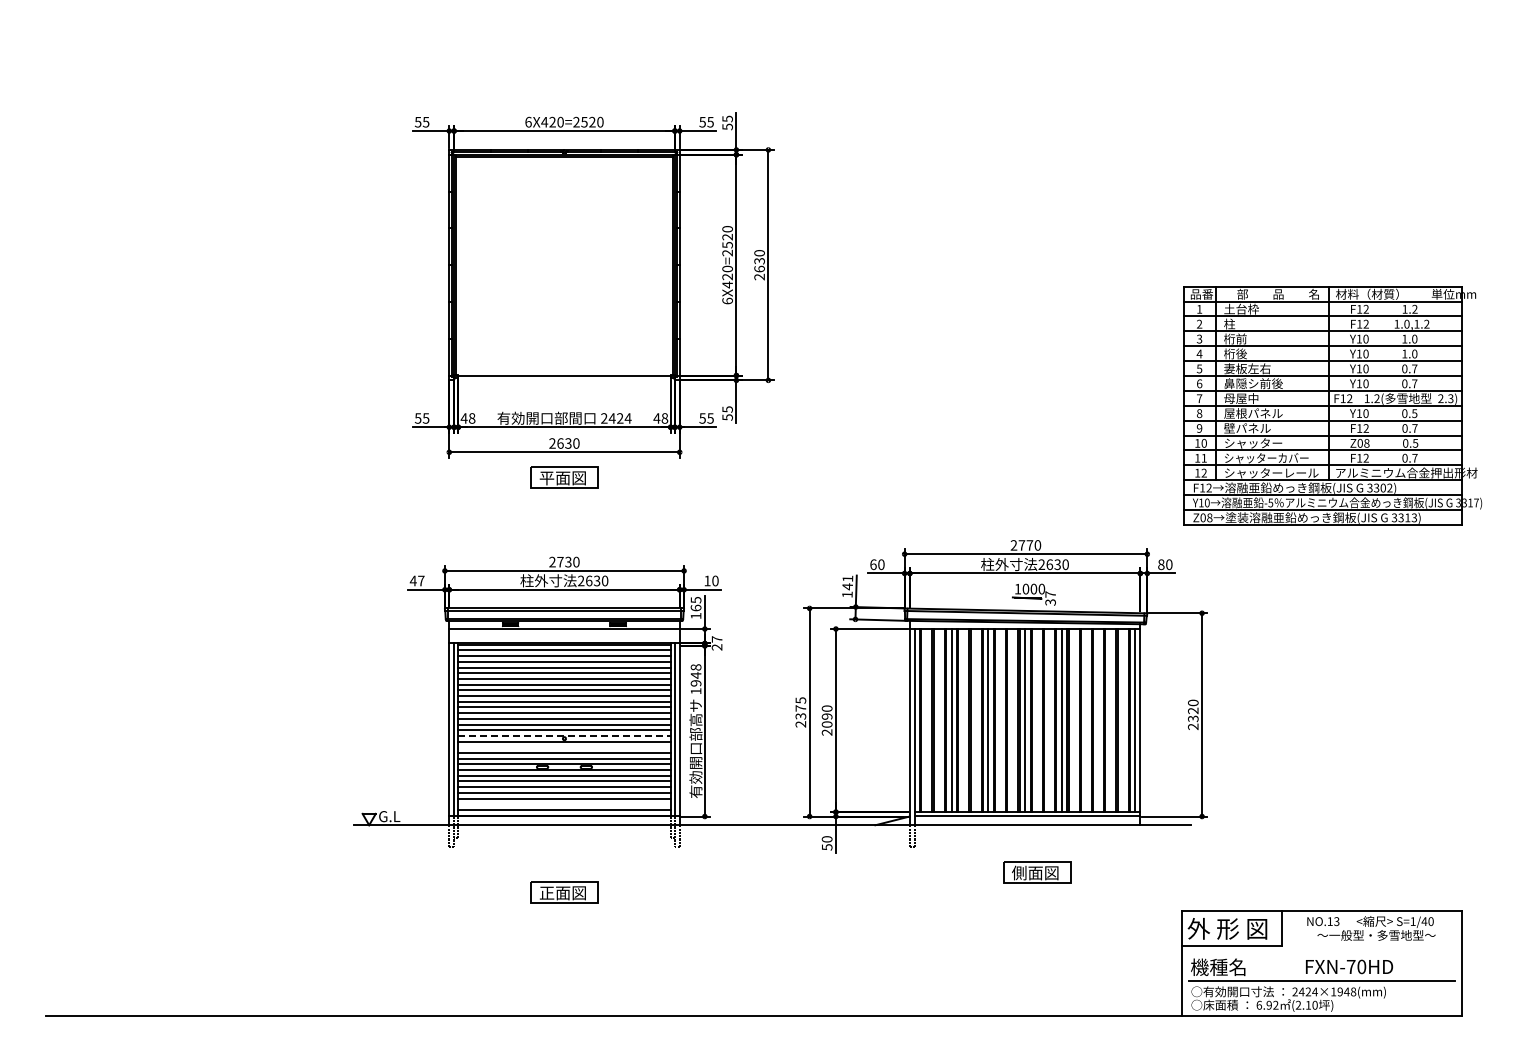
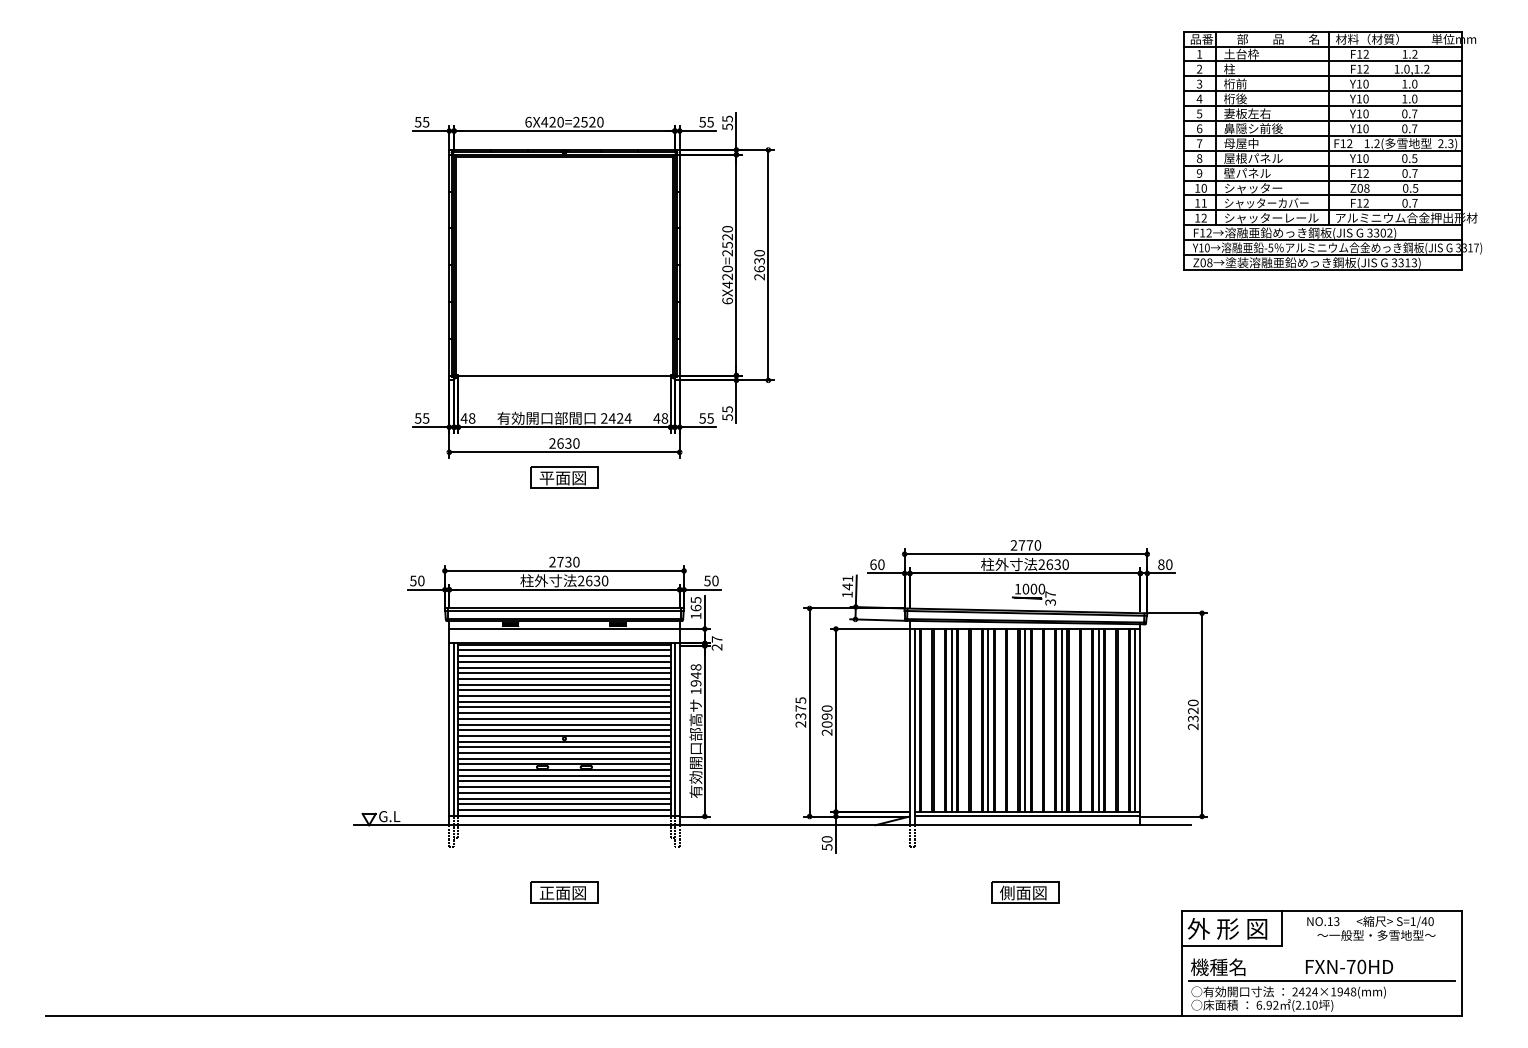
part position: (1332, 405) -> (1332, 150) (1332, 150)
text: 47 -> 50 (416, 580)
text: 10 -> 50 (707, 580)
line: none -> present (1098, 720)
line: dashed -> solid (564, 735)
line: none -> present (564, 747)
line: none -> present (564, 804)
part position: (1037, 872) -> (1025, 892) (1025, 892)
